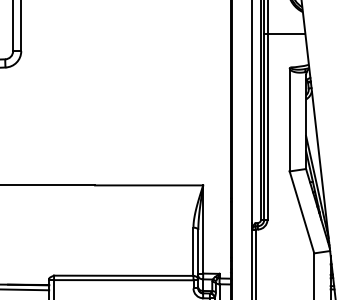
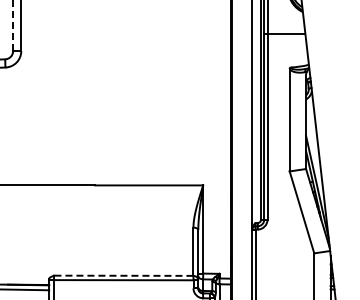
line: solid -> dashed (13, 25)
line: solid -> dashed (123, 275)
